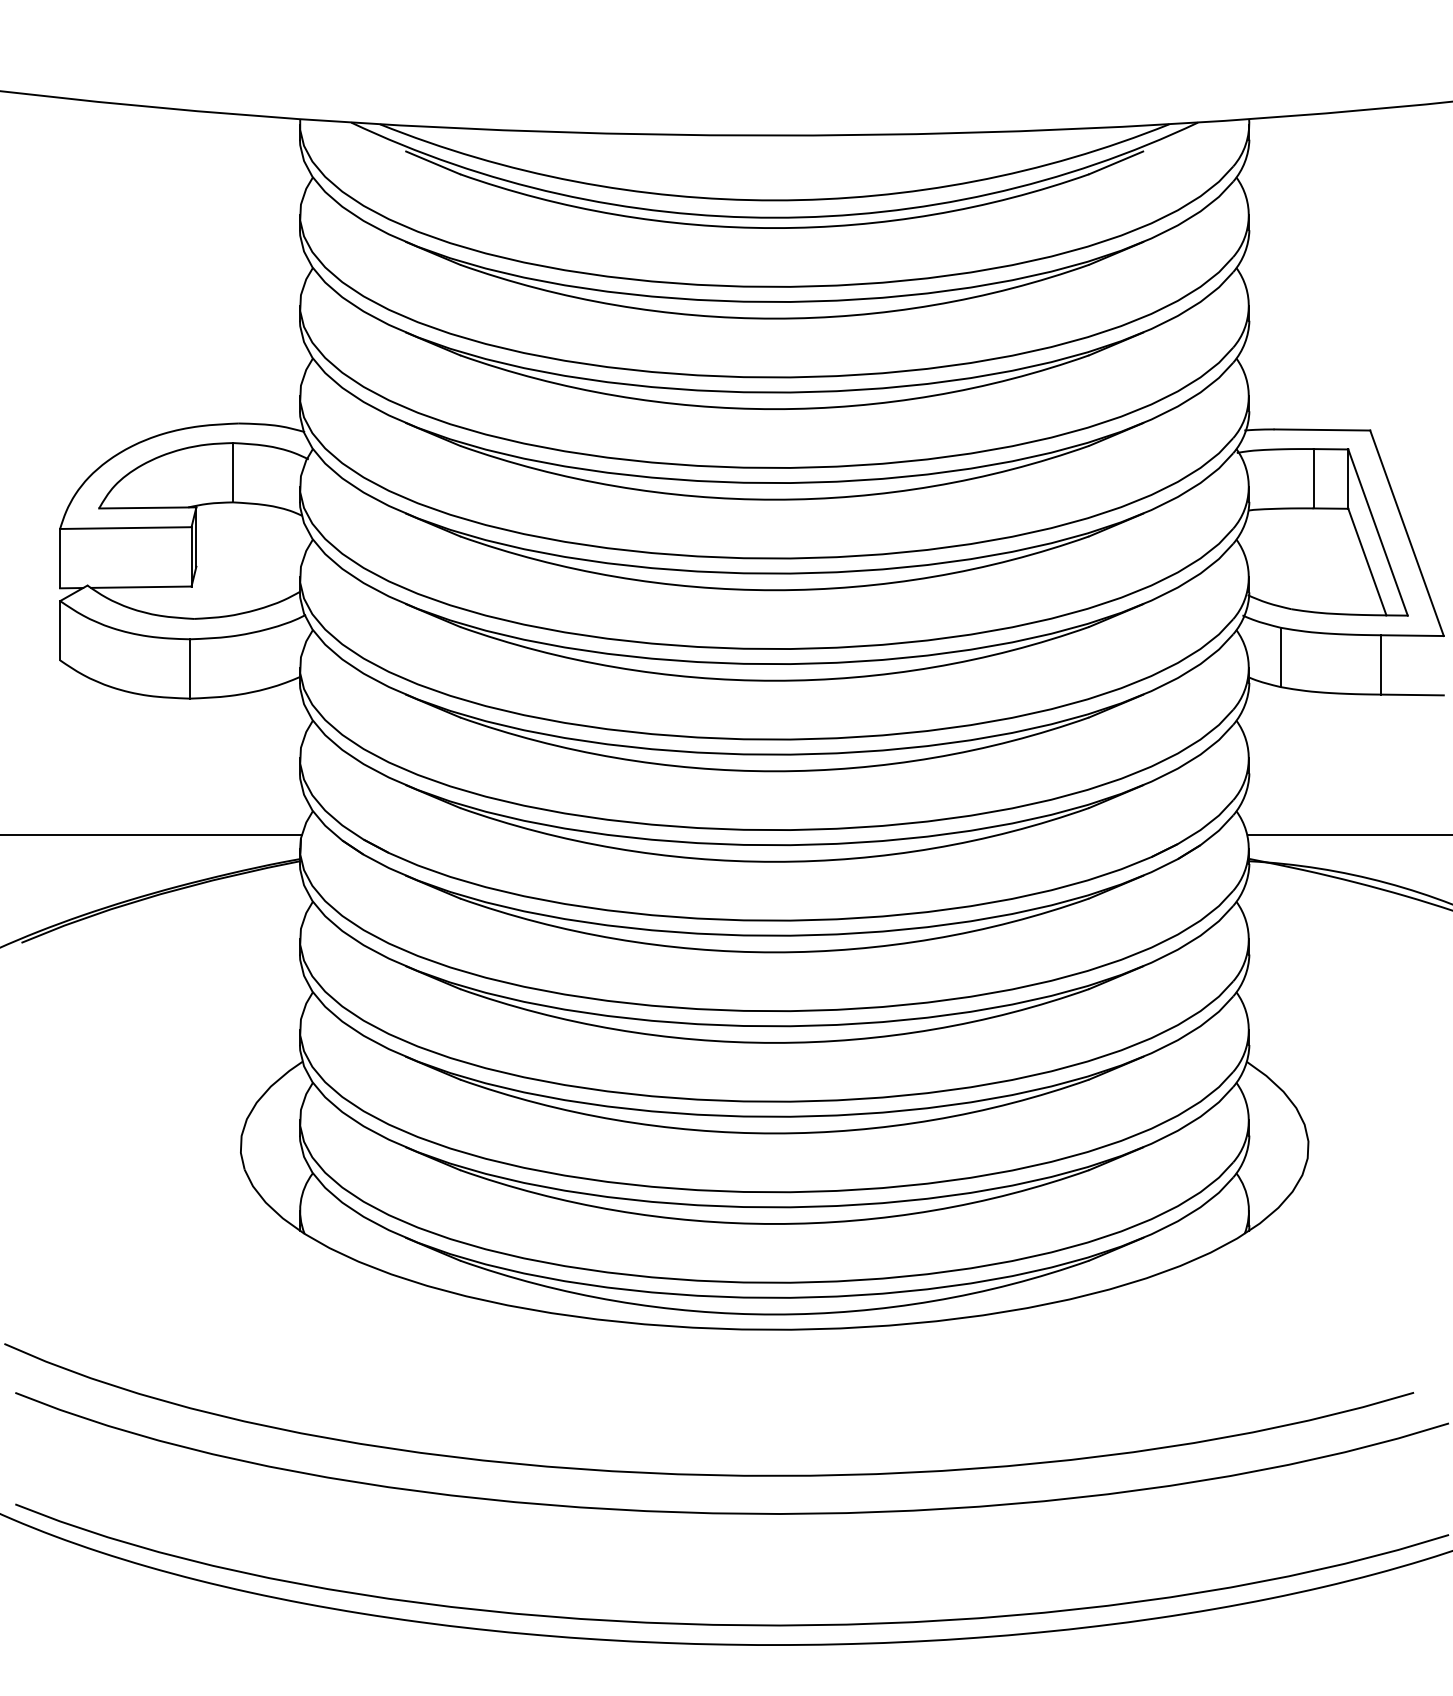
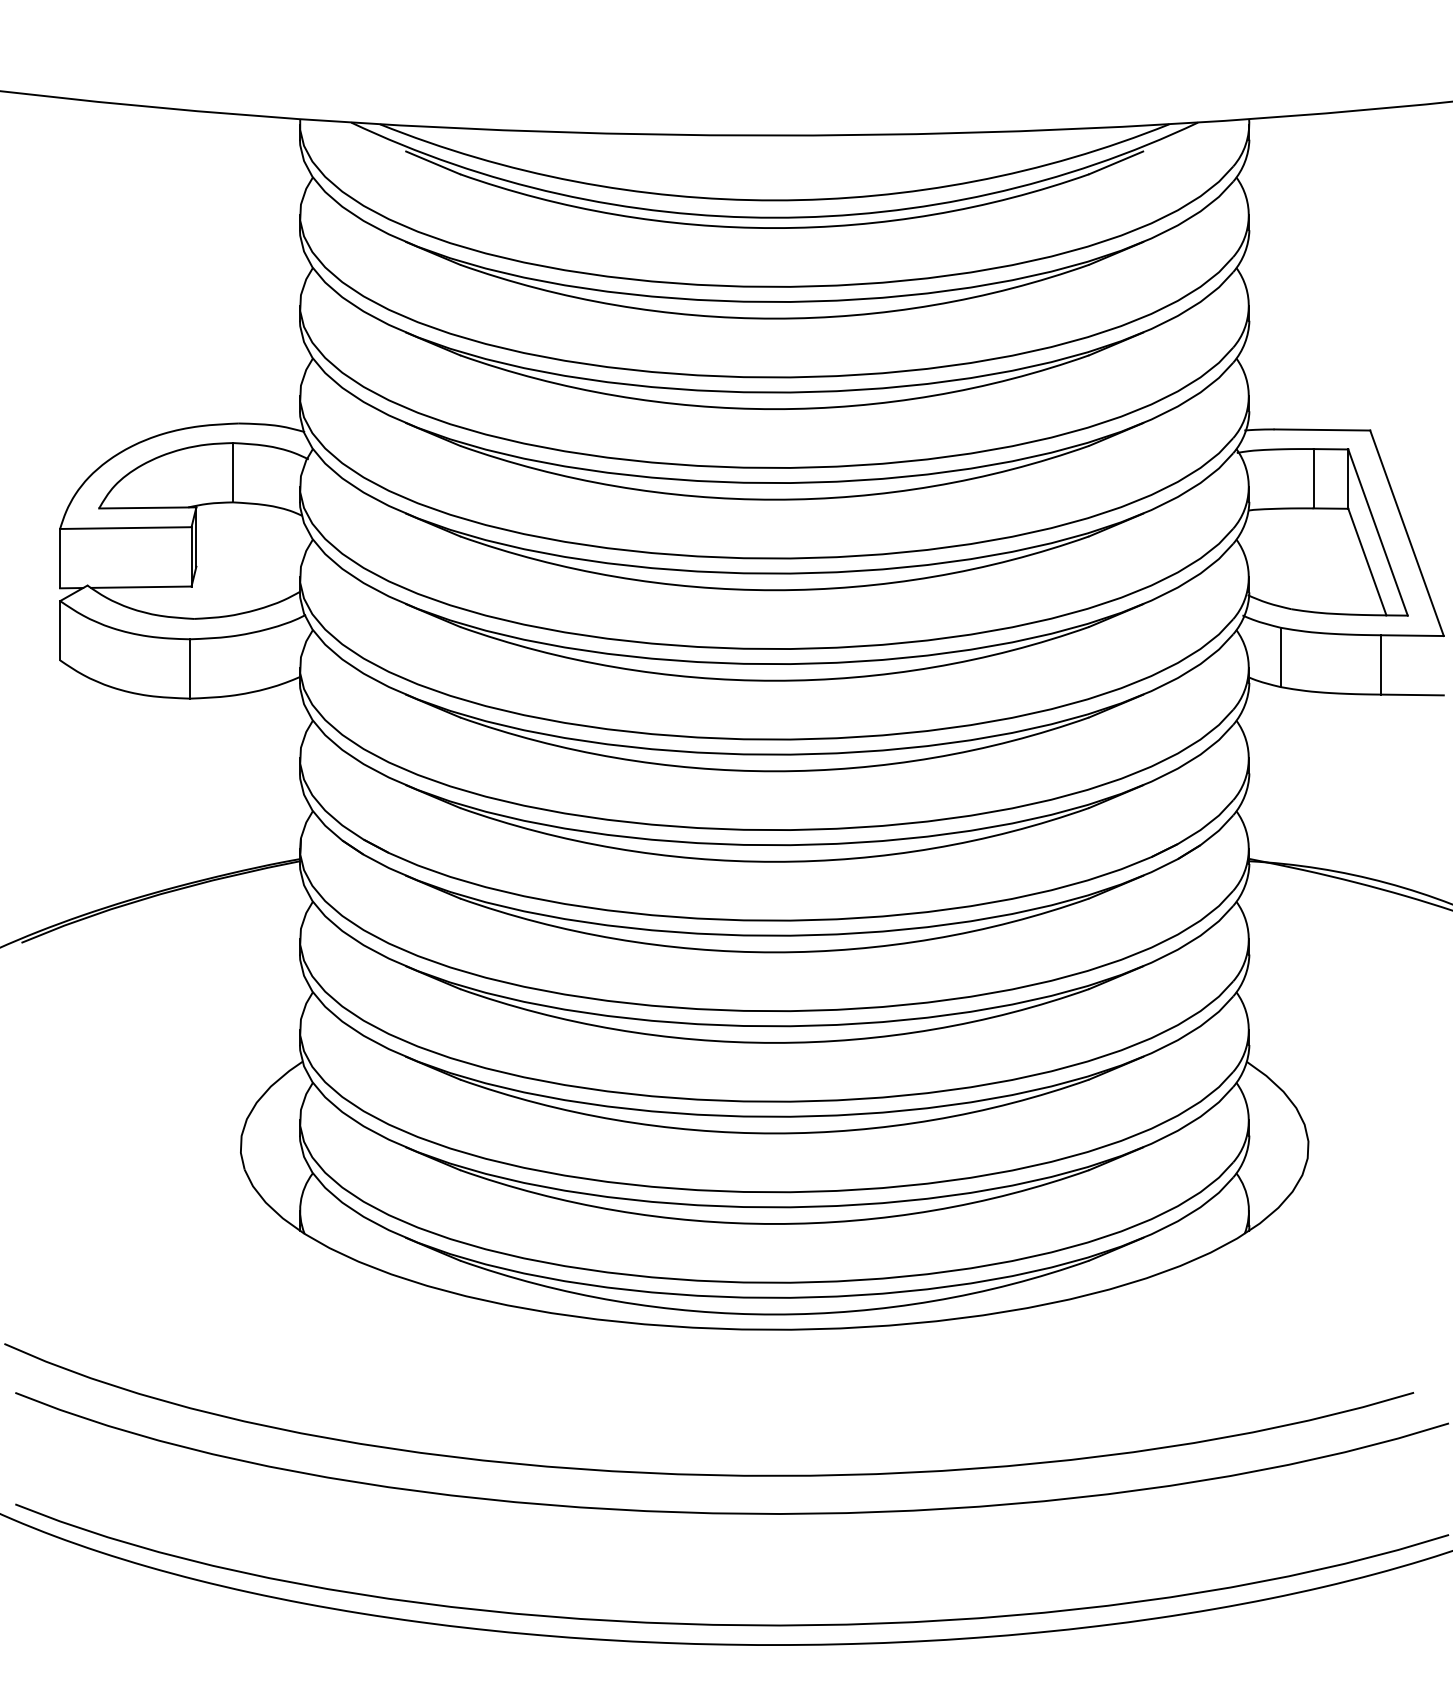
line: present -> none (151, 835)
line: present -> none (1348, 835)
